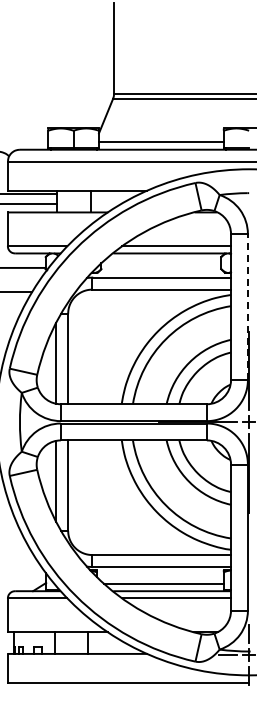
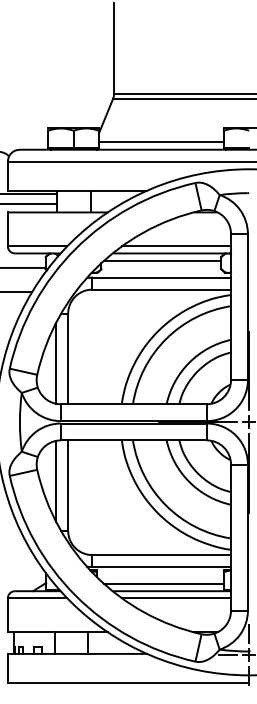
line: none -> present (162, 260)
line: dashed -> solid (247, 306)
